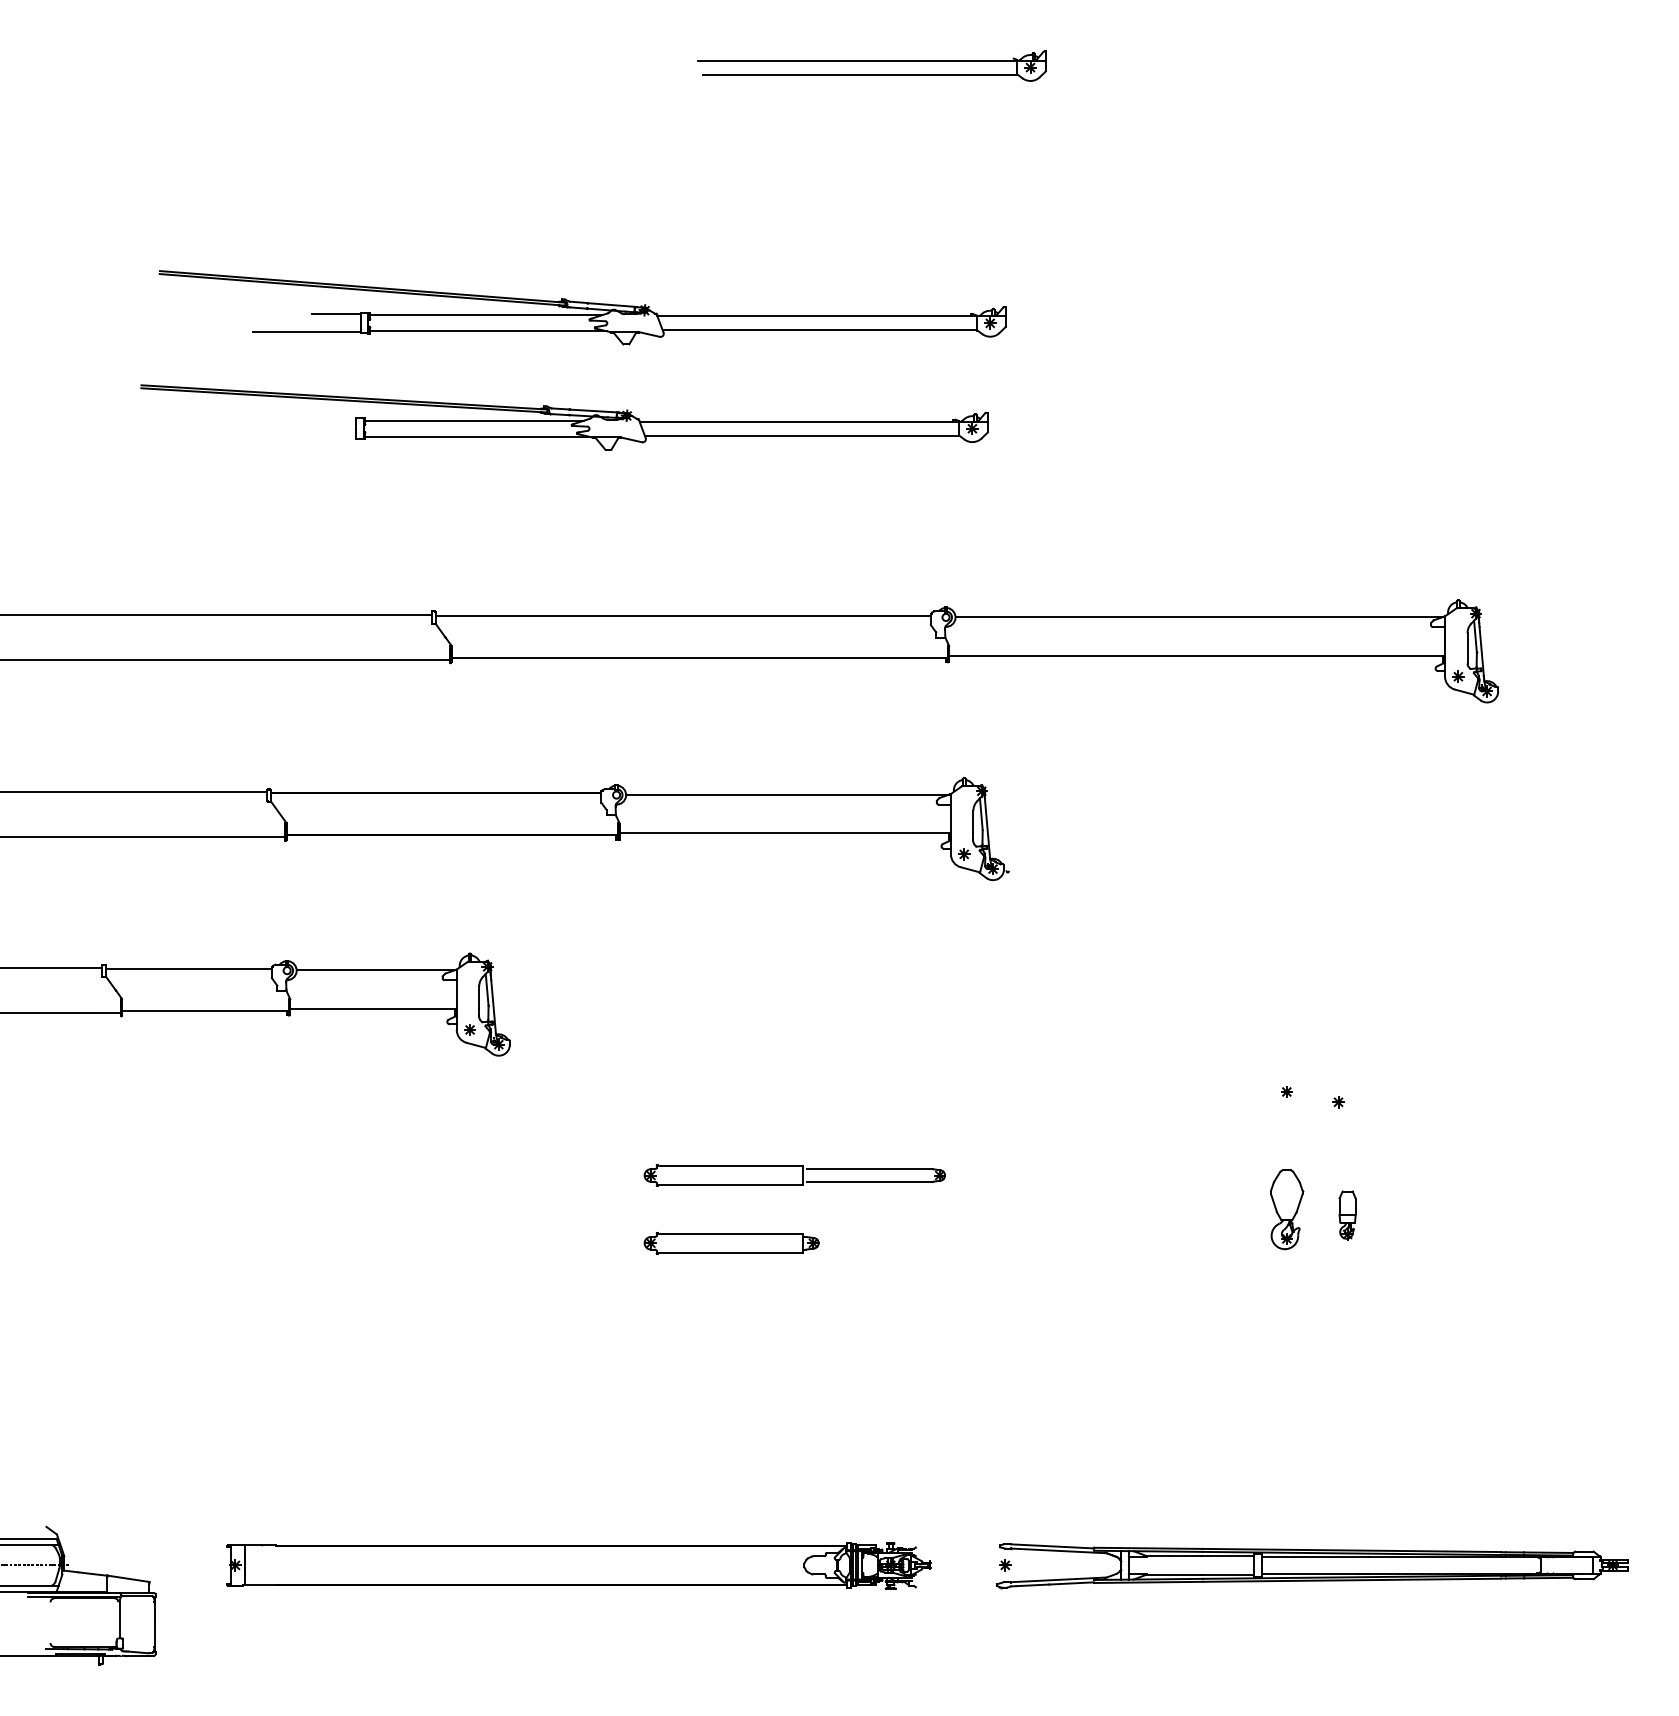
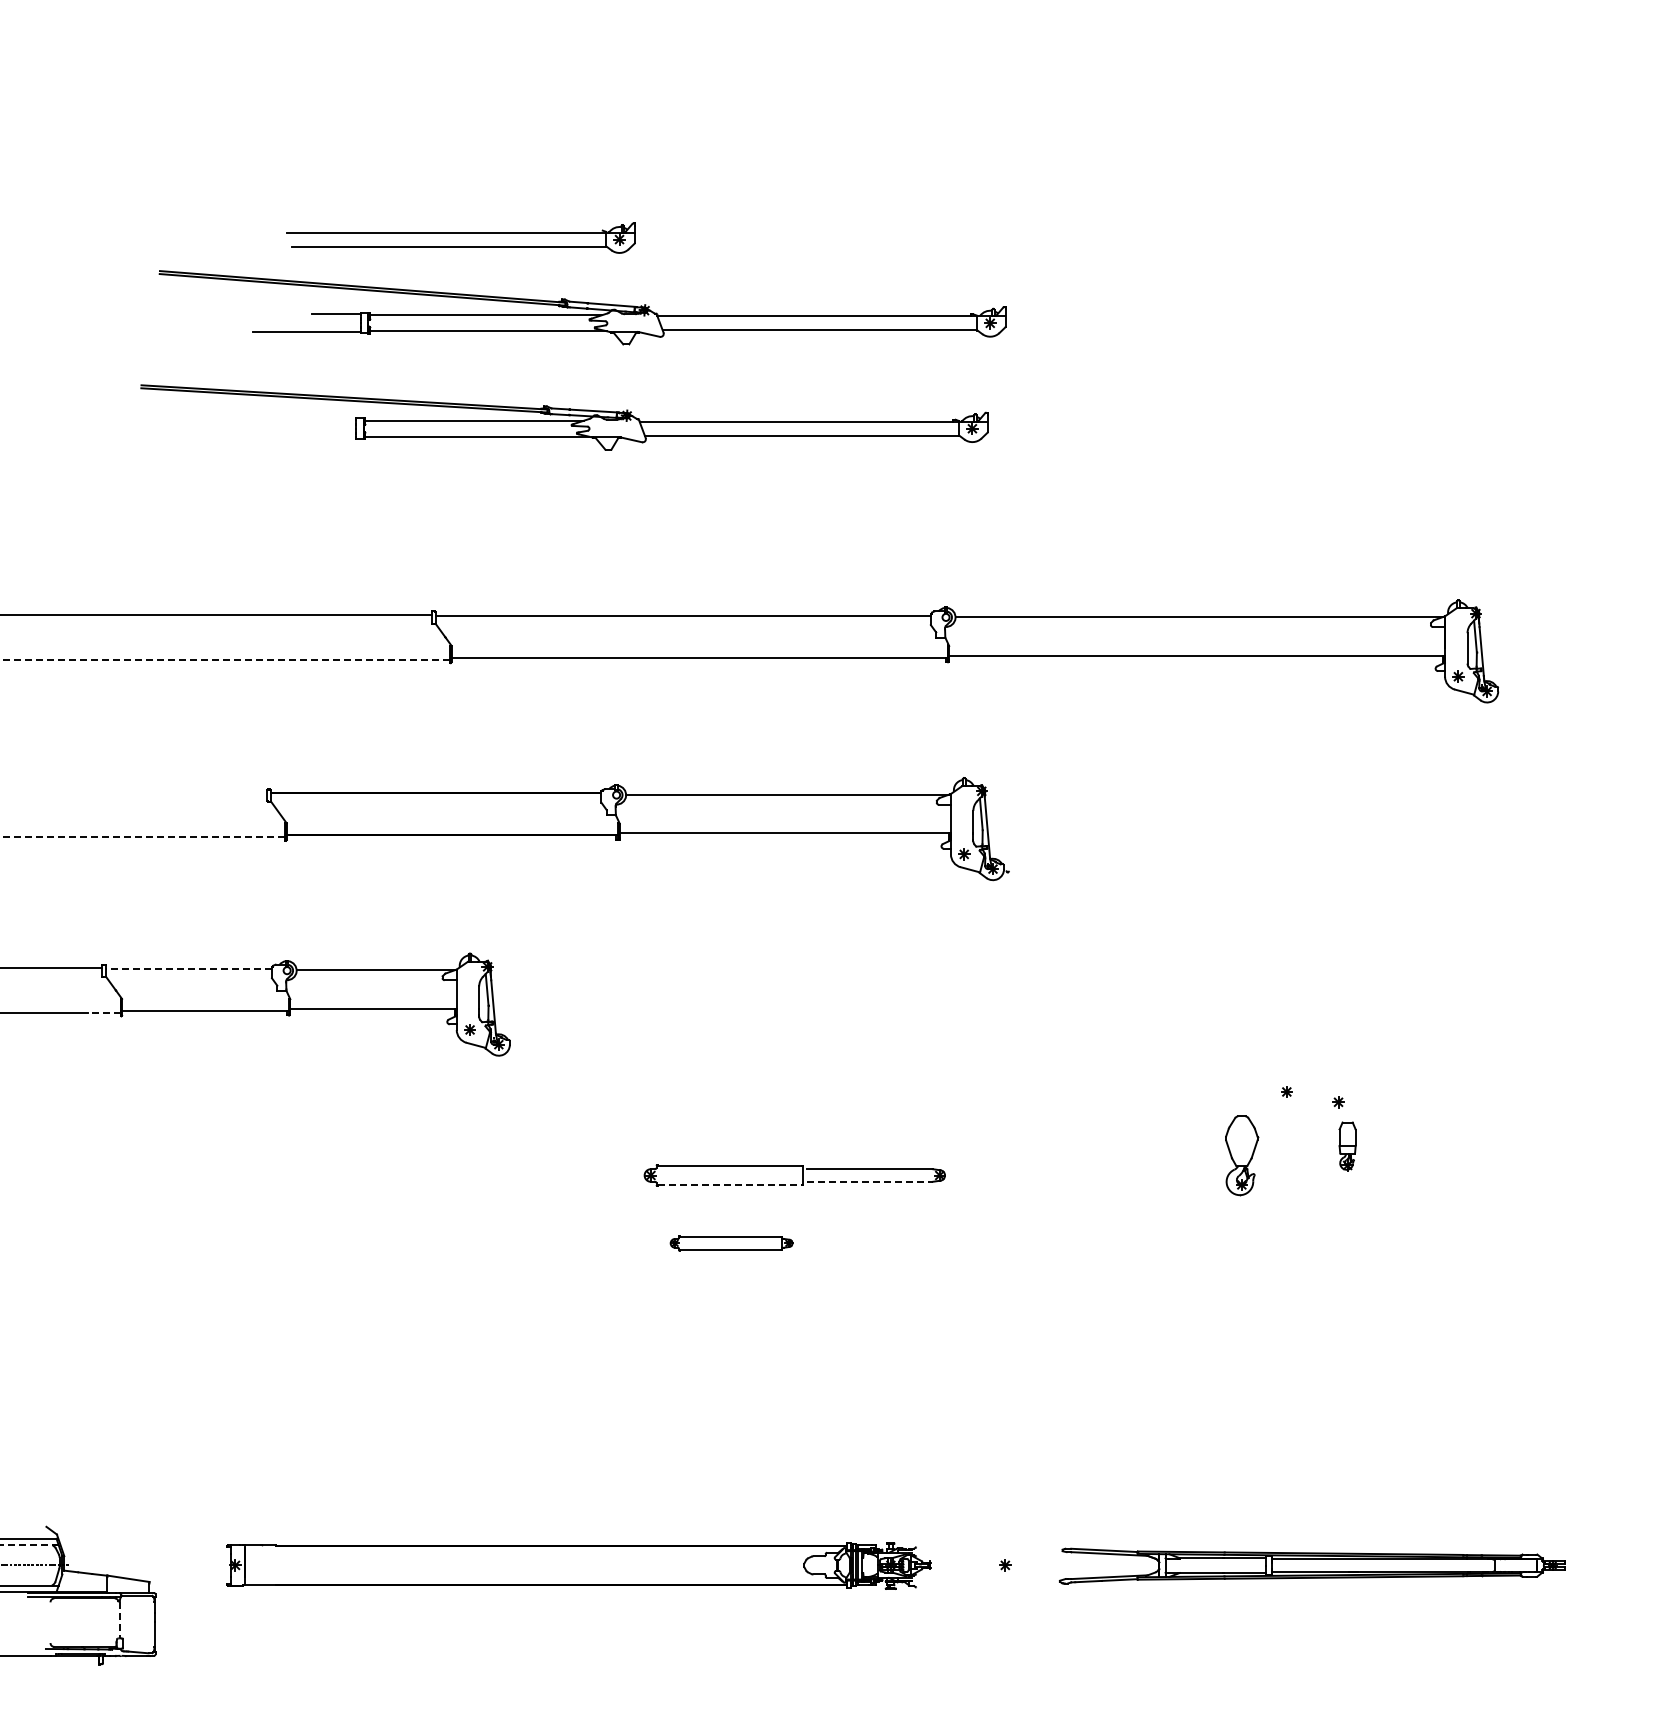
part position: (871, 65) -> (460, 237) (460, 237)
line: solid -> dashed (225, 659)
line: present -> none (134, 792)
line: solid -> dashed (142, 837)
line: solid -> dashed (189, 968)
line: solid -> dashed (103, 1012)
line: solid -> dashed (869, 1181)
line: solid -> dashed (729, 1184)
part position: (1287, 1209) -> (1242, 1155) (1242, 1155)
part position: (1347, 1215) -> (1347, 1146) (1347, 1146)
part size: 177x23 px -> 125x17 px (731, 1243)
line: solid -> dashed (29, 1545)
part size: 634x47 px -> 507x38 px (1312, 1565)
line: solid -> dashed (119, 1620)
